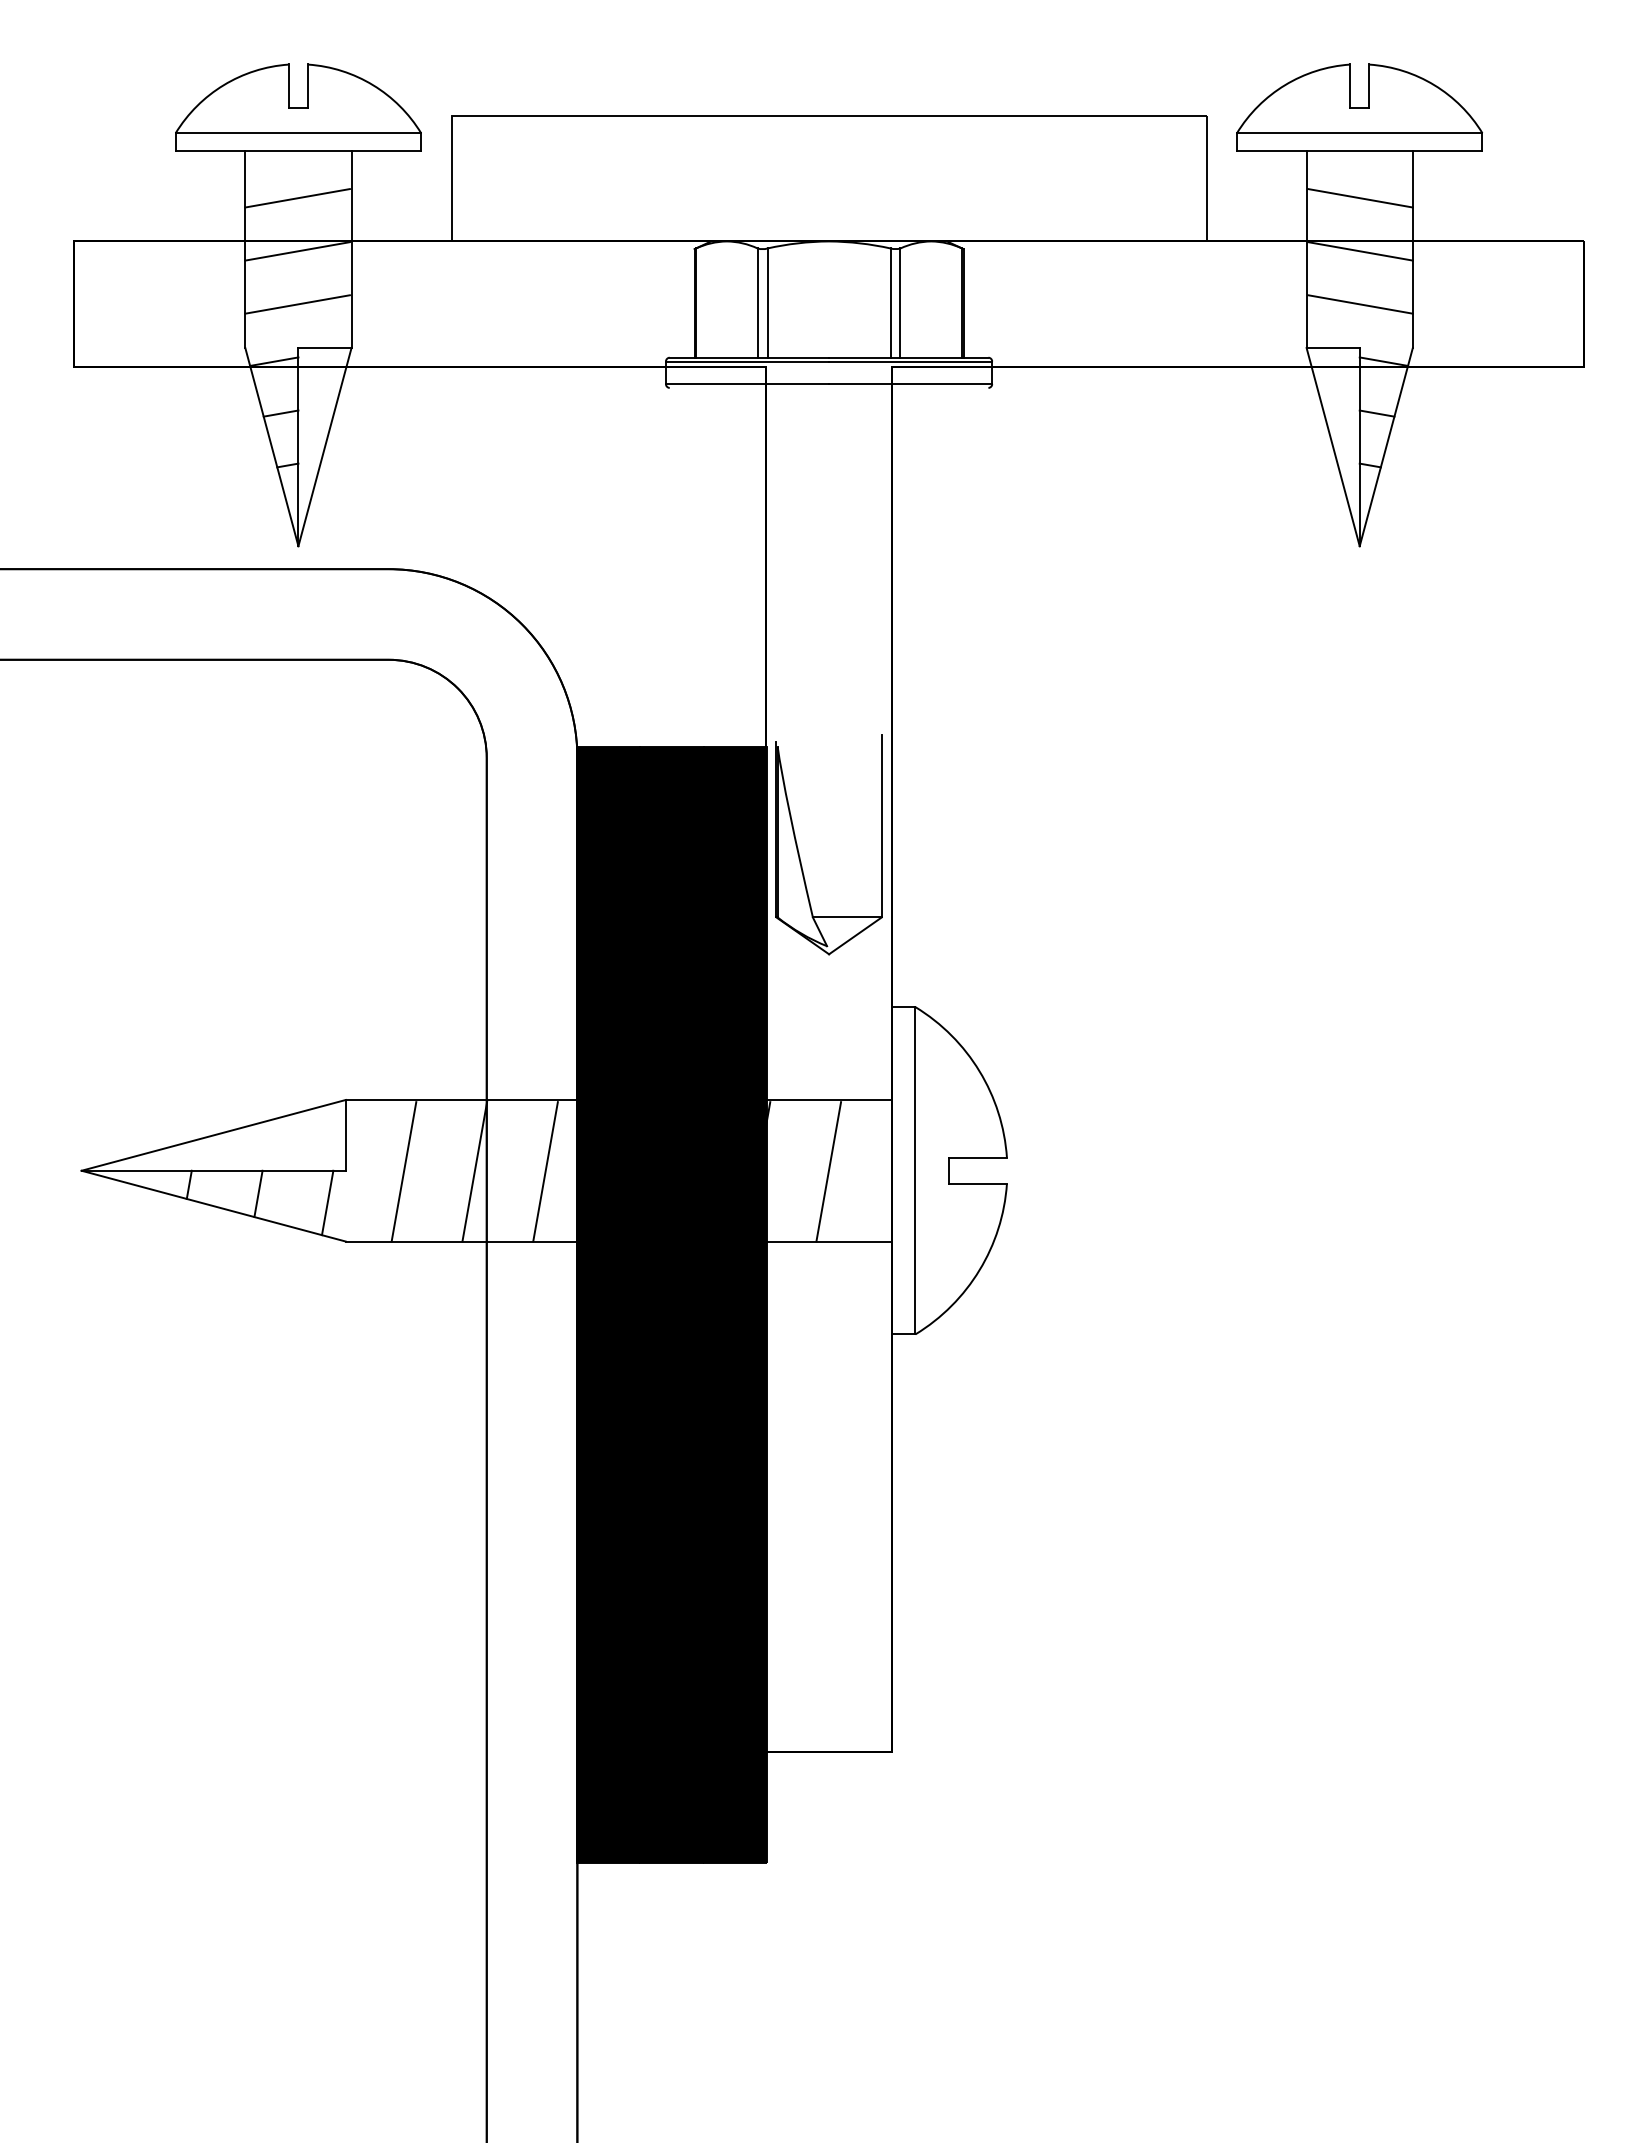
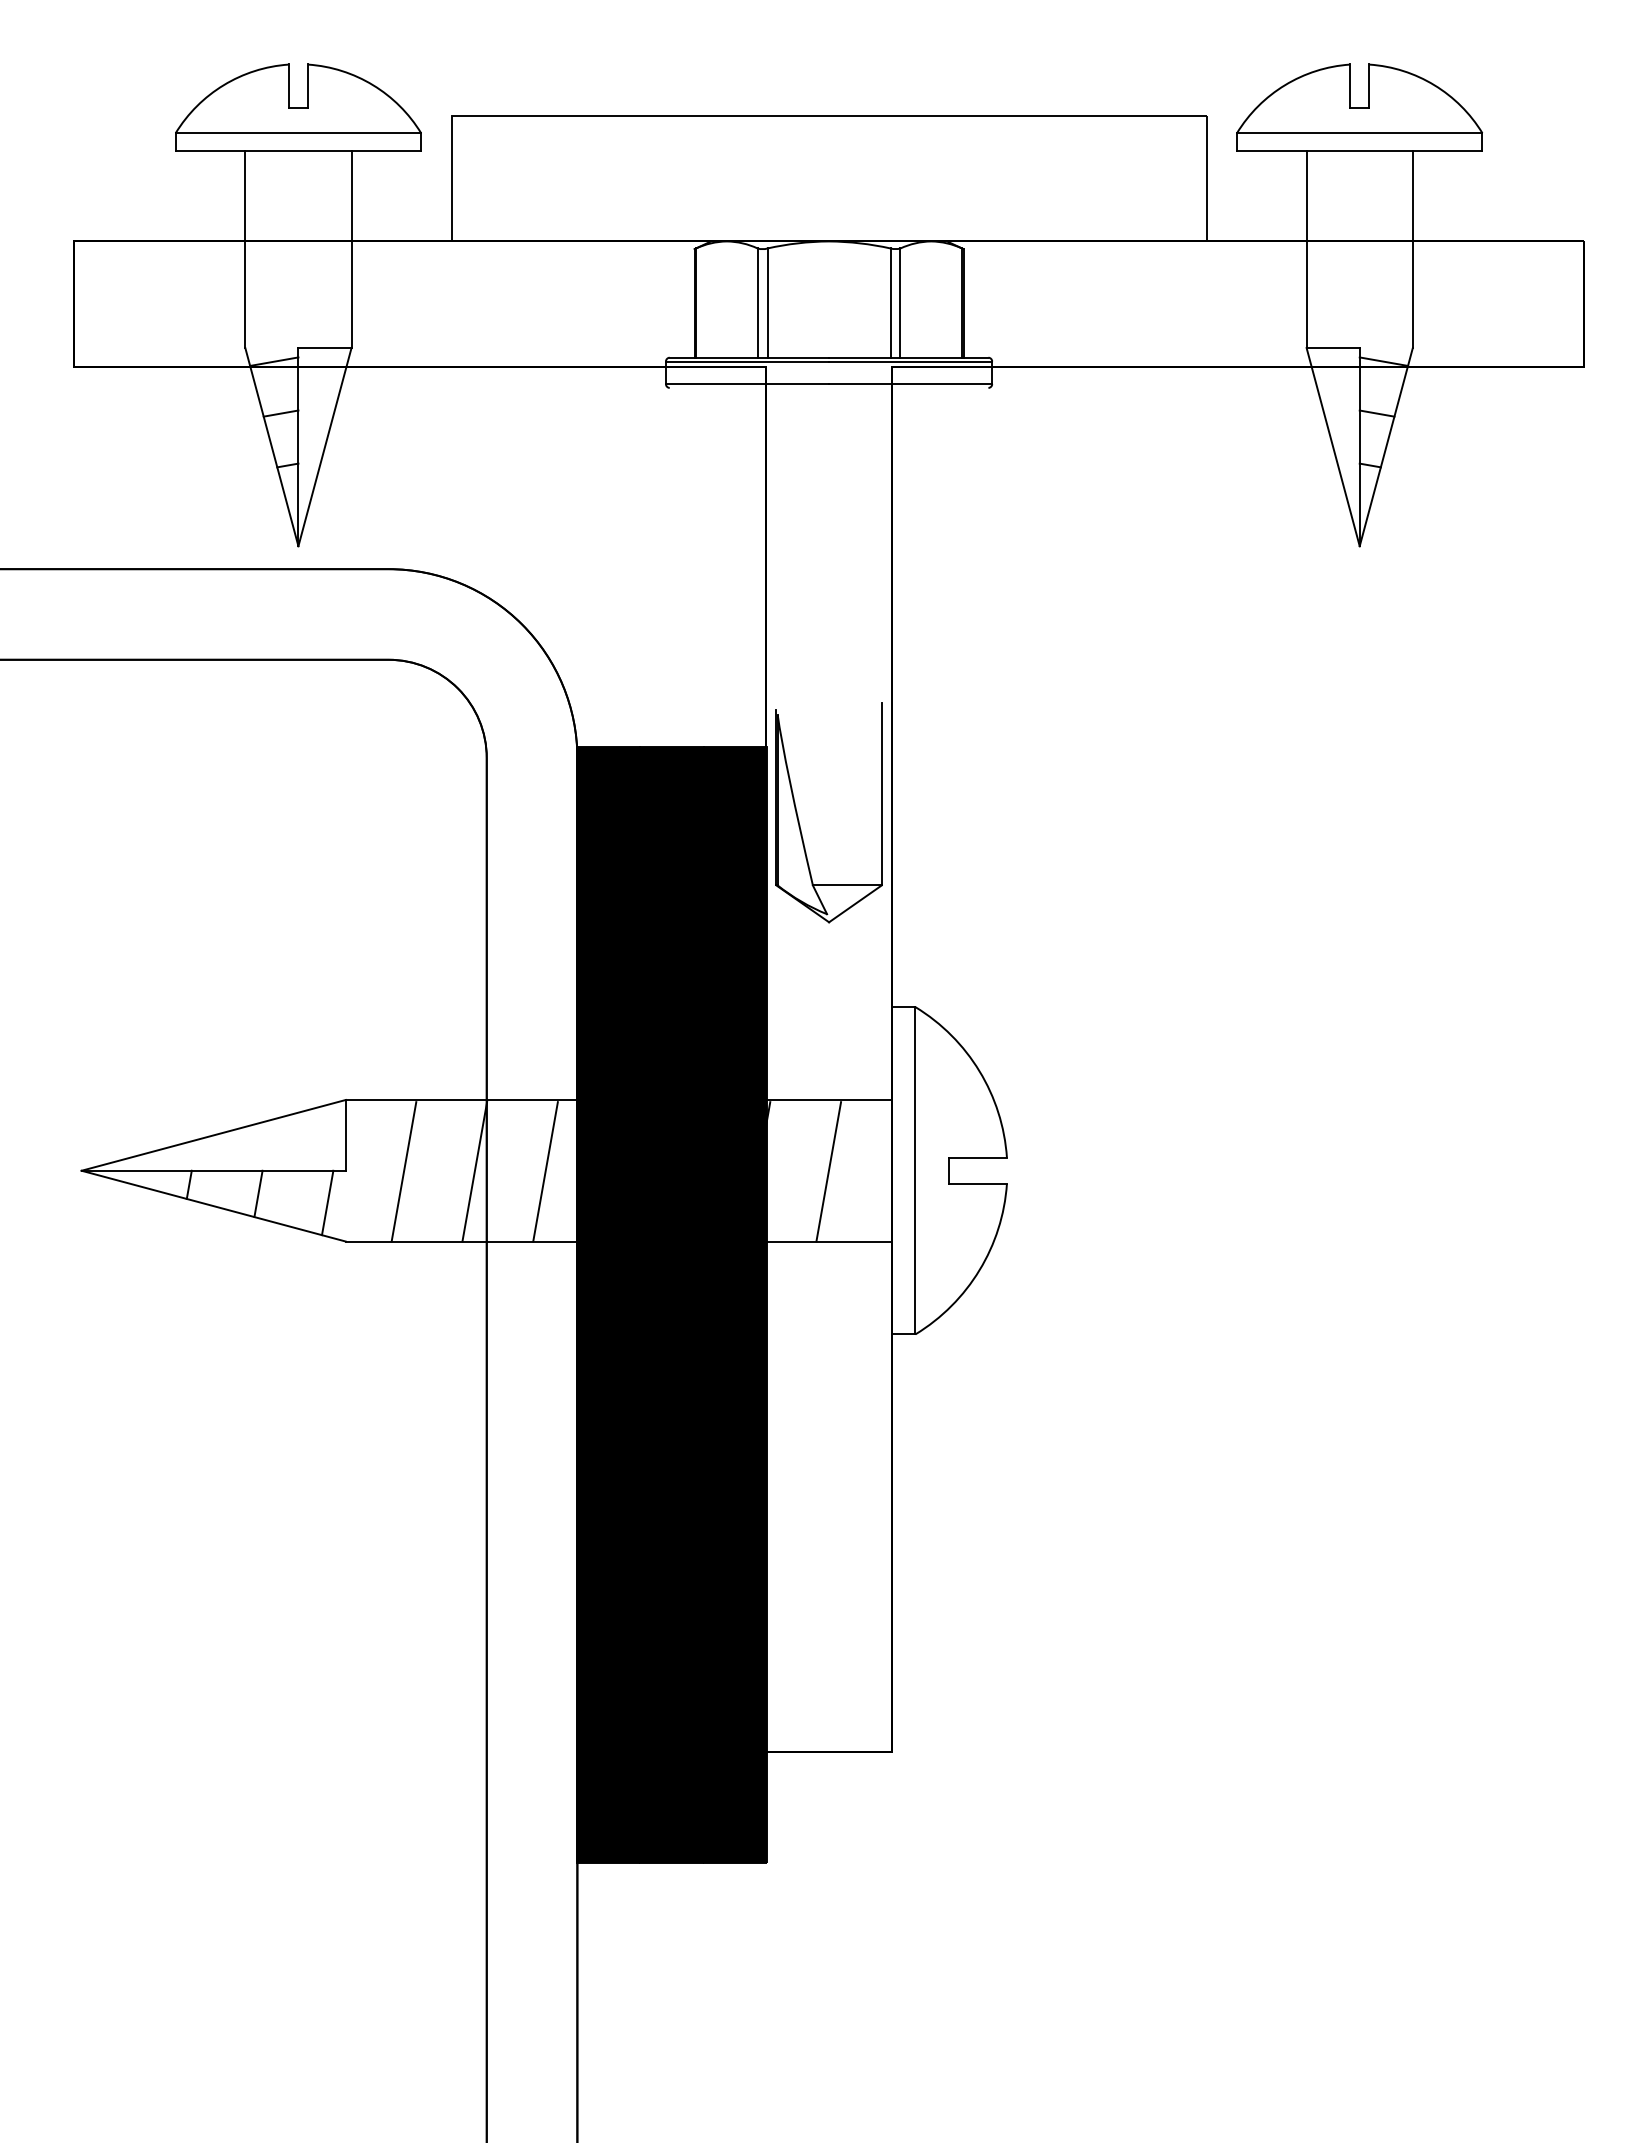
line: present -> none (297, 198)
line: present -> none (1360, 198)
line: present -> none (297, 251)
line: present -> none (1360, 251)
line: present -> none (297, 304)
line: present -> none (1360, 304)
part position: (799, 852) -> (799, 820) (799, 820)
